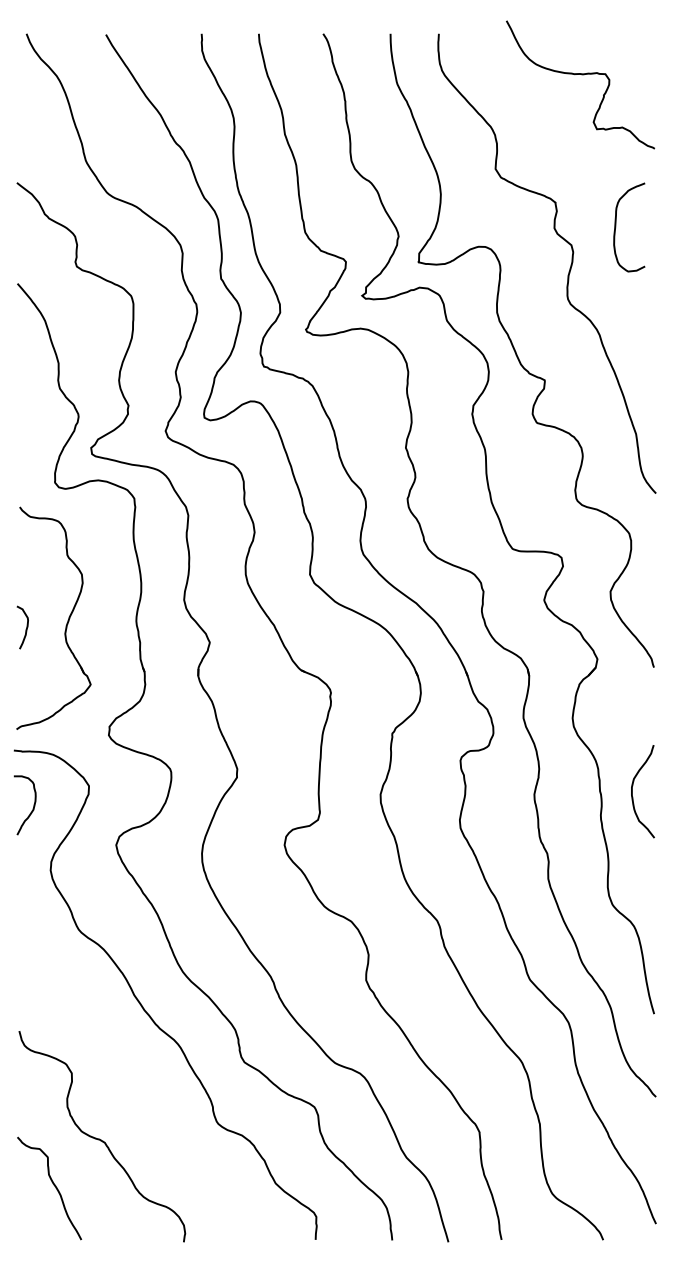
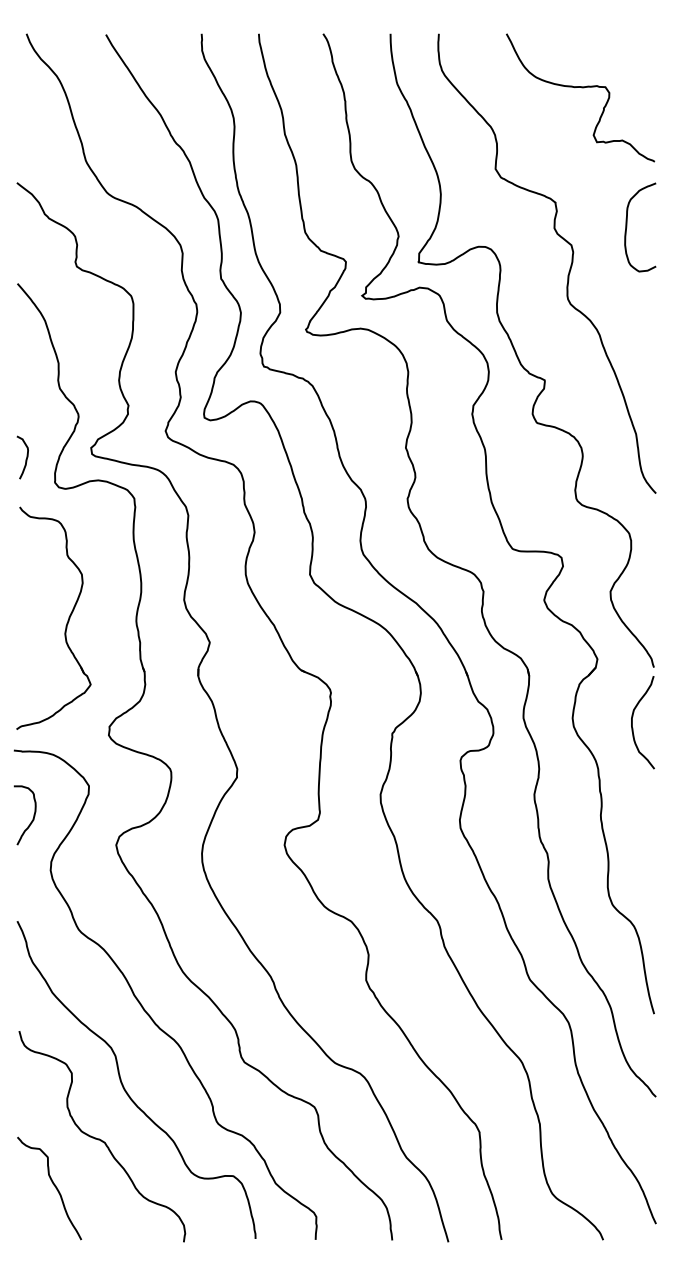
curve position: (581, 75) -> (581, 88) (581, 88)
curve position: (616, 227) -> (627, 227) (627, 227)
curve position: (25, 629) -> (25, 459) (25, 459)
curve position: (632, 791) -> (632, 722) (632, 722)
curve position: (32, 808) -> (32, 818) (32, 818)
curve: none -> present (124, 1086)
